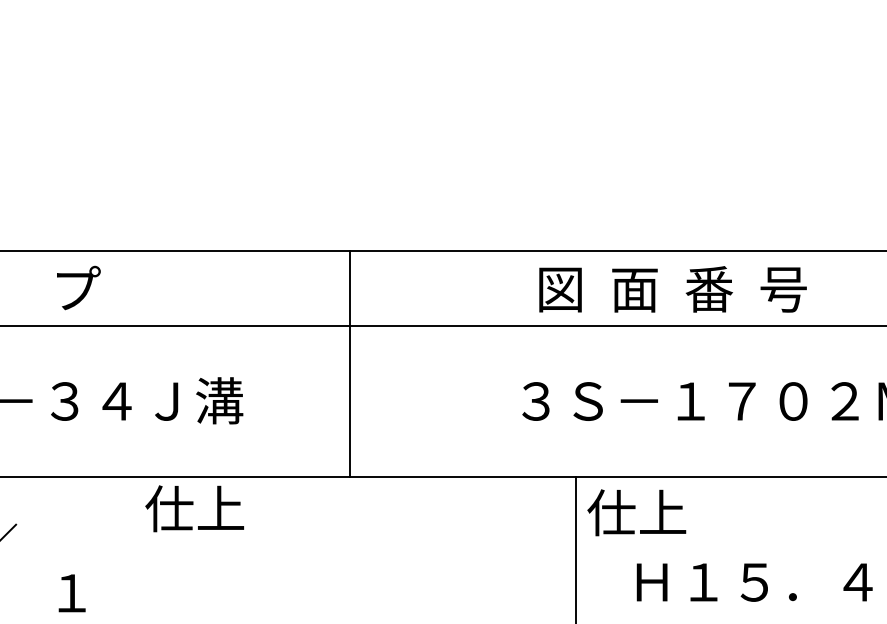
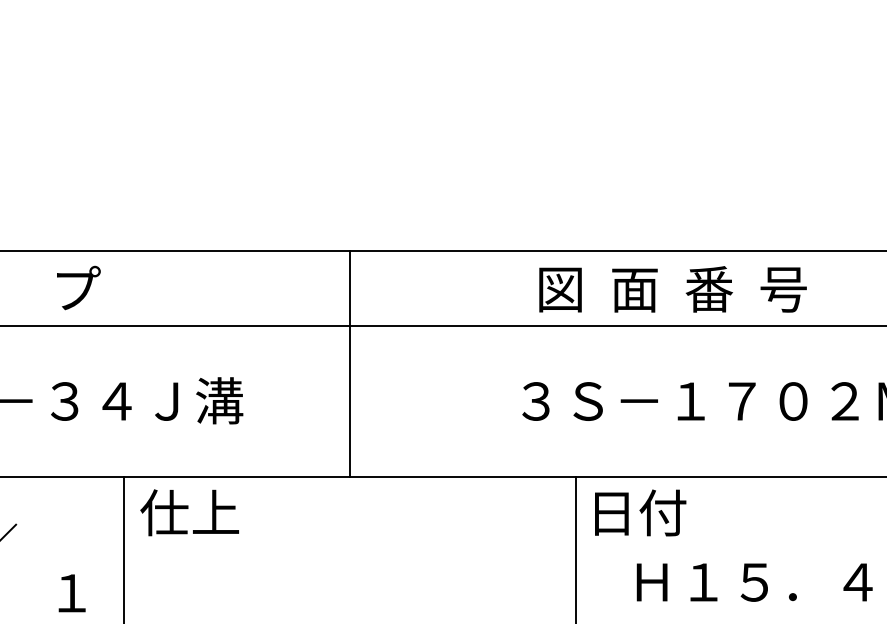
text position: (194, 508) -> (189, 512) (189, 512)
text: 仕上 -> 日付 (636, 512)
line: none -> present (124, 548)
